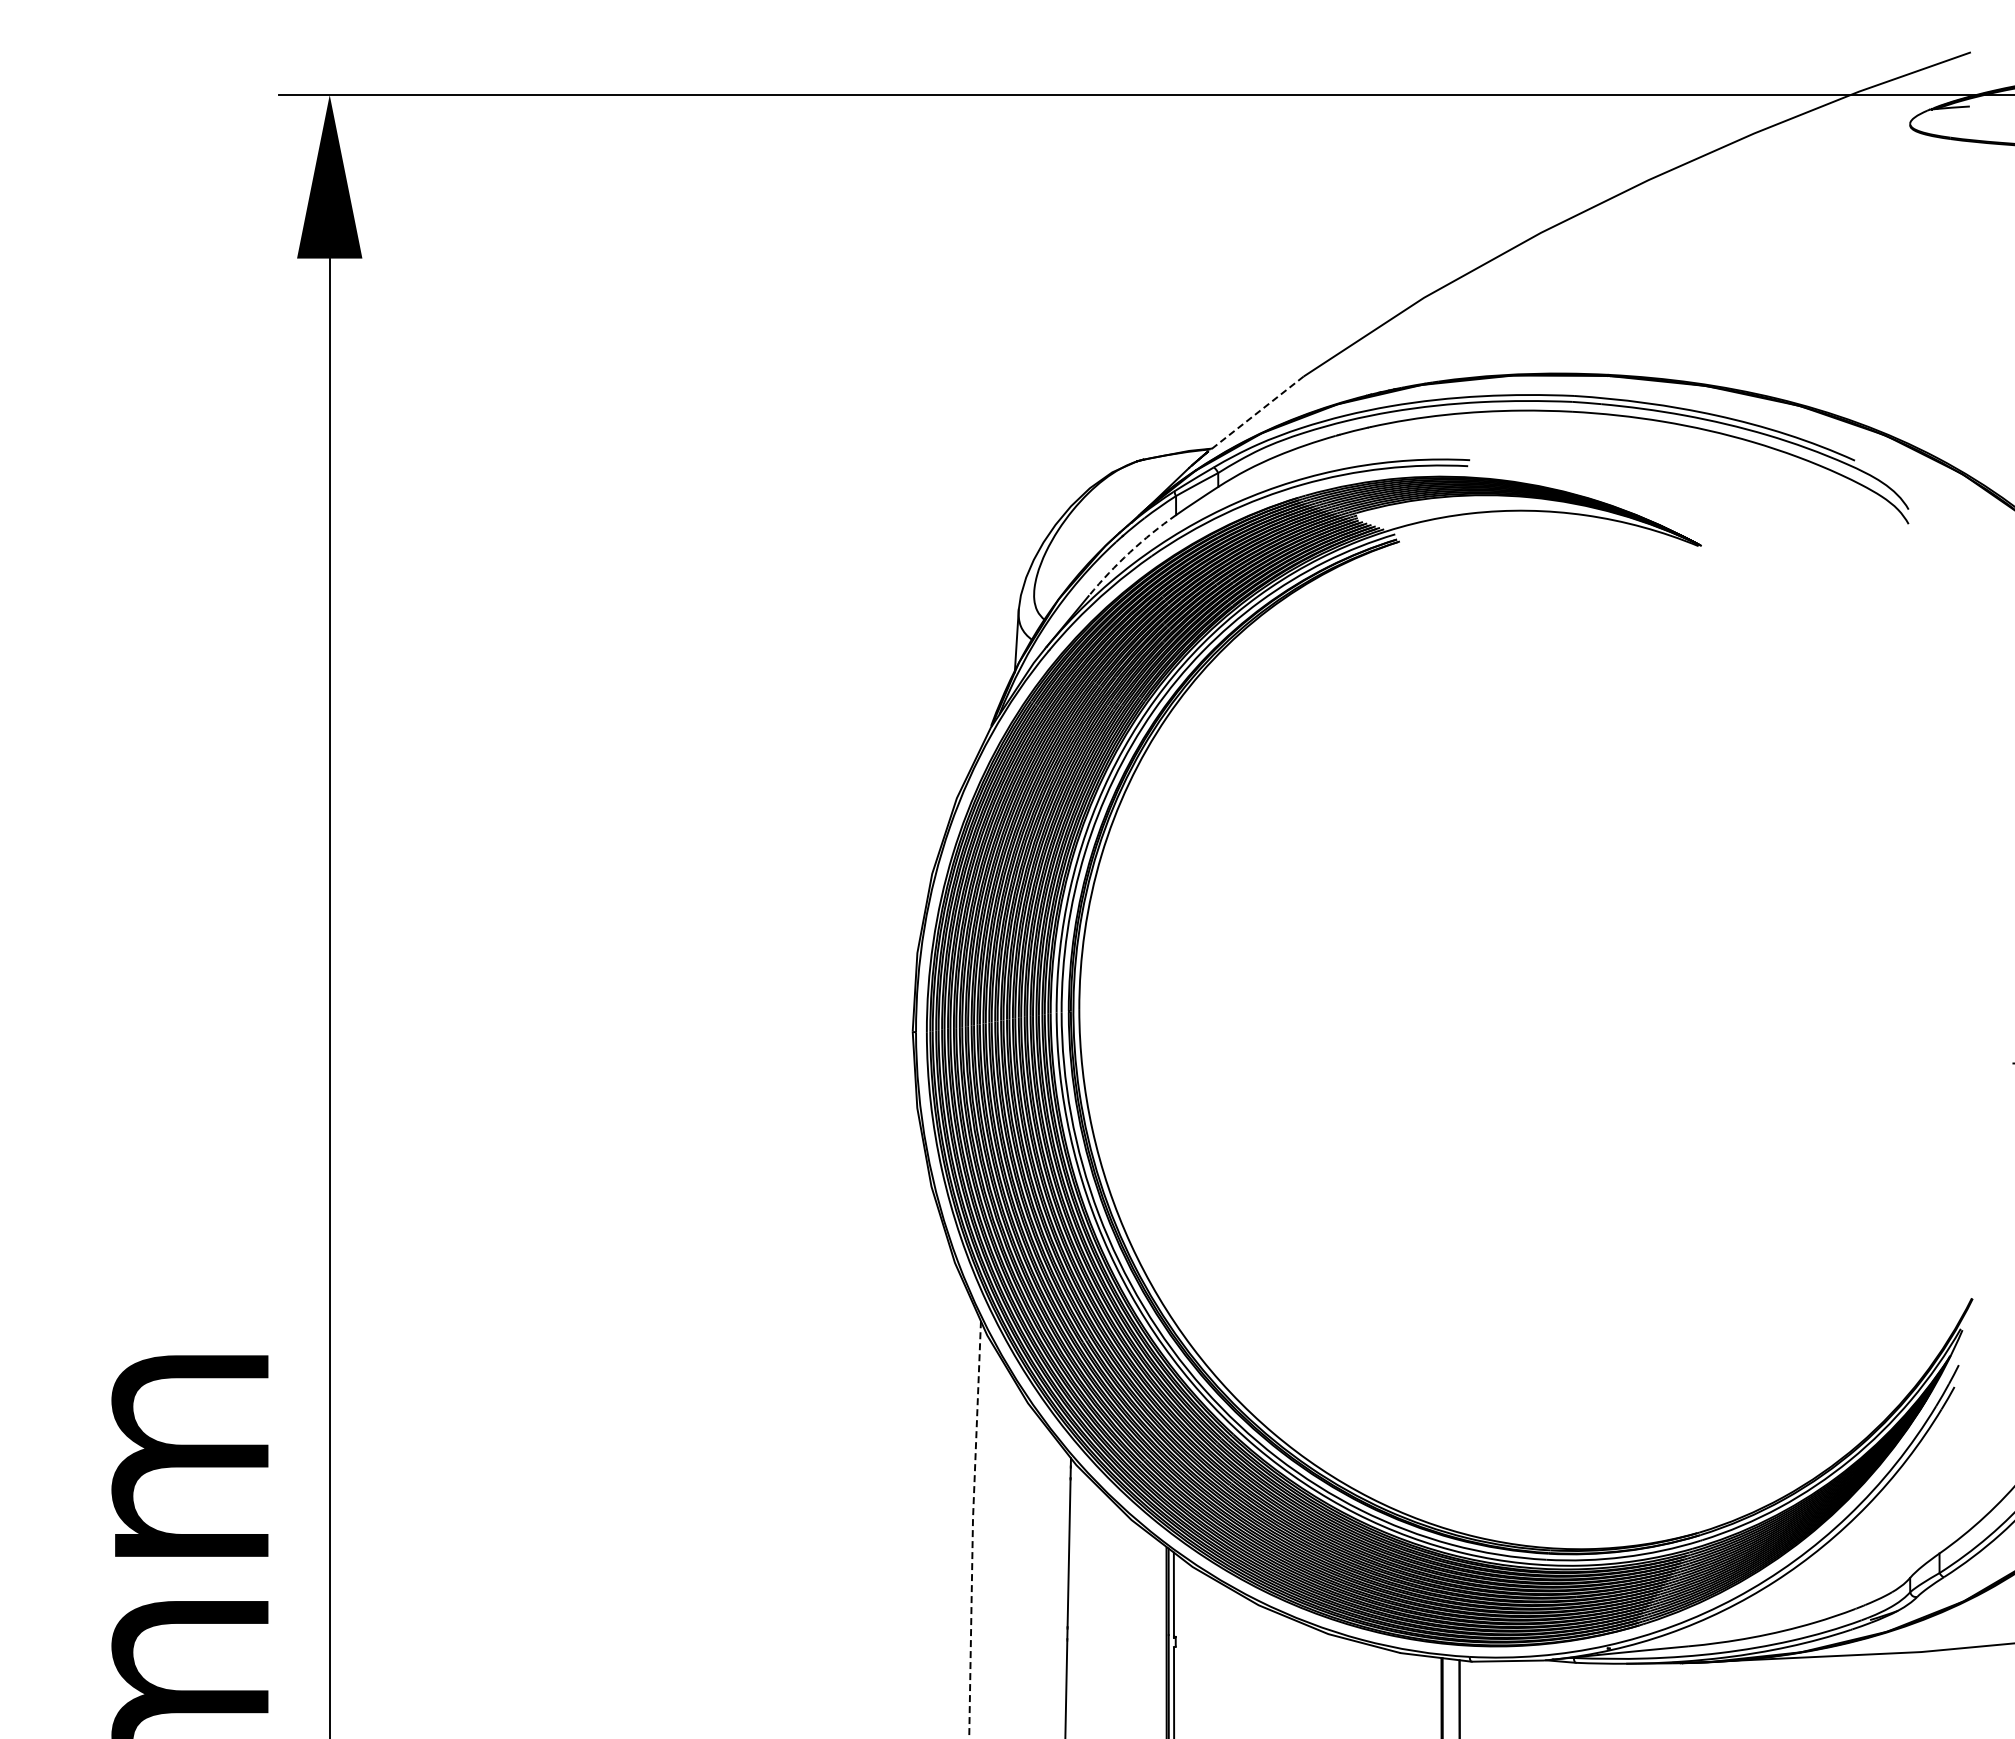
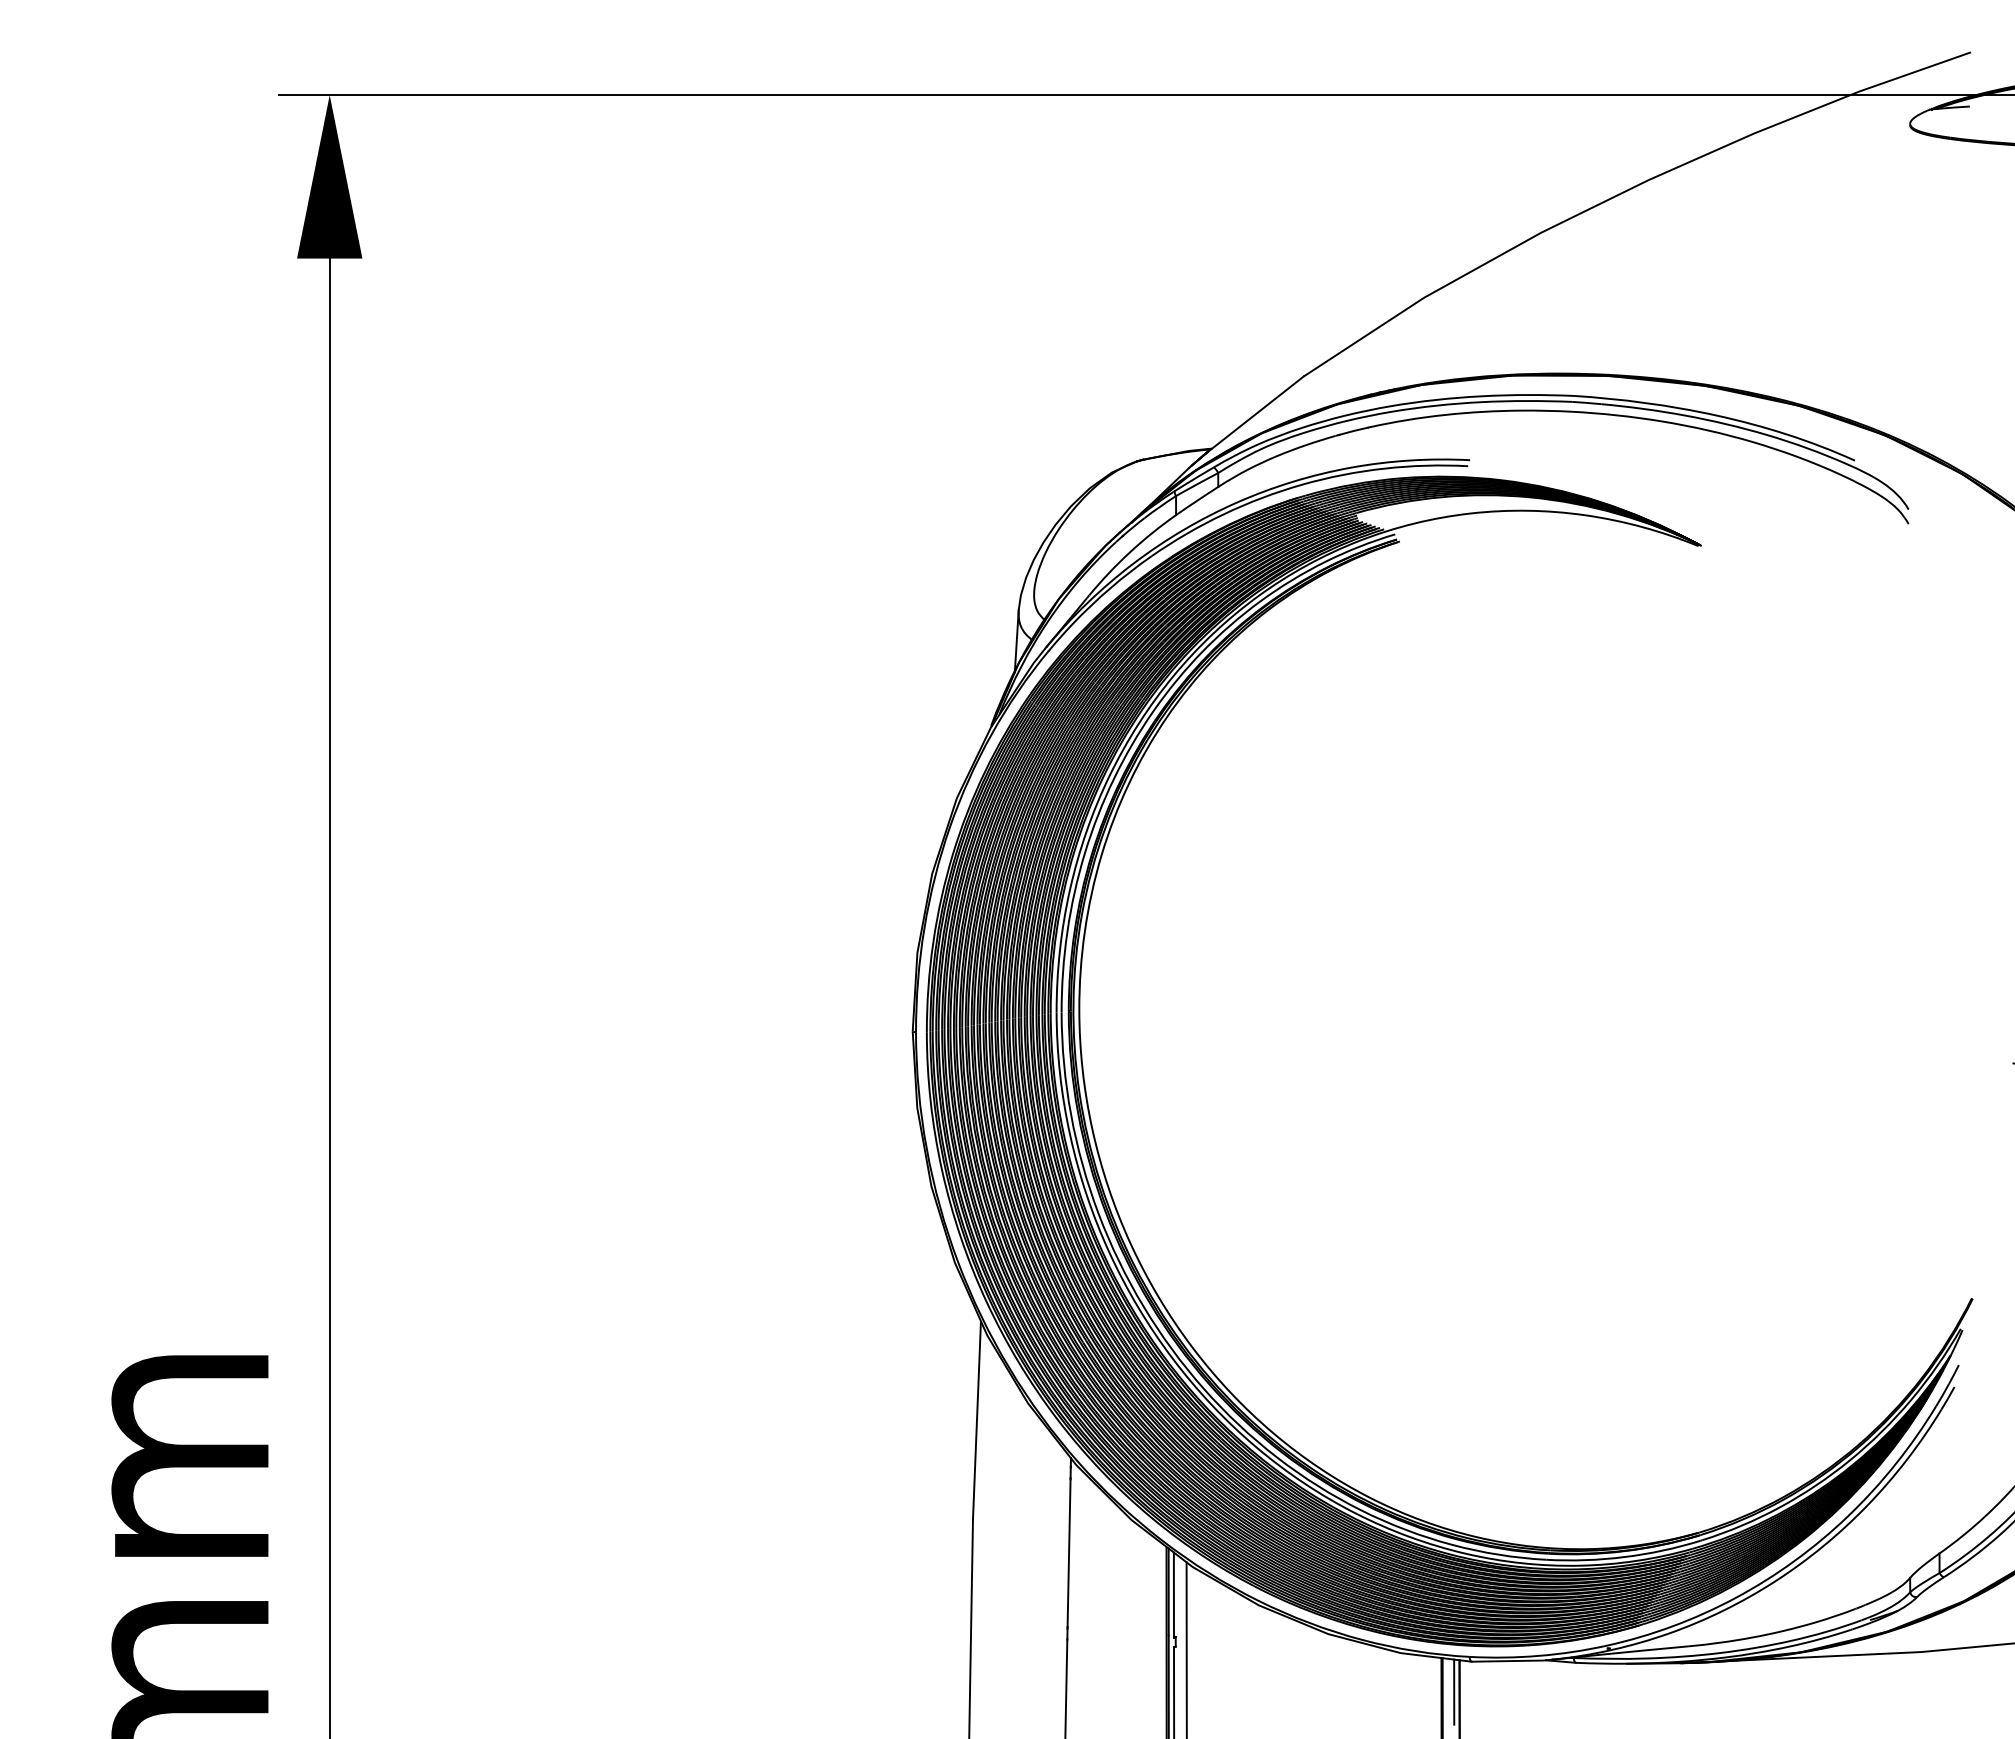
line: dashed -> solid (1253, 416)
arc: dashed -> solid (1130, 552)
line: dashed -> solid (972, 1530)
line: none -> present (1186, 1648)
line: none -> present (1454, 1691)
